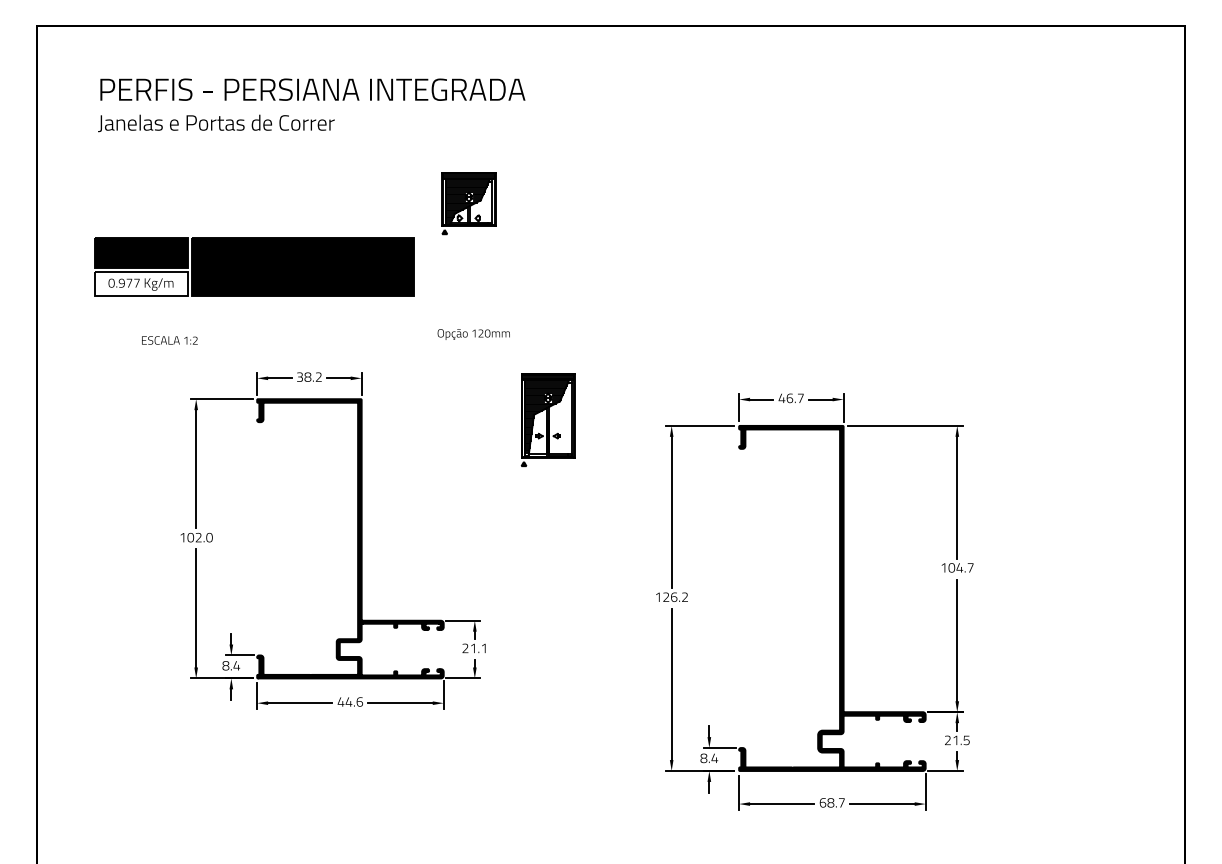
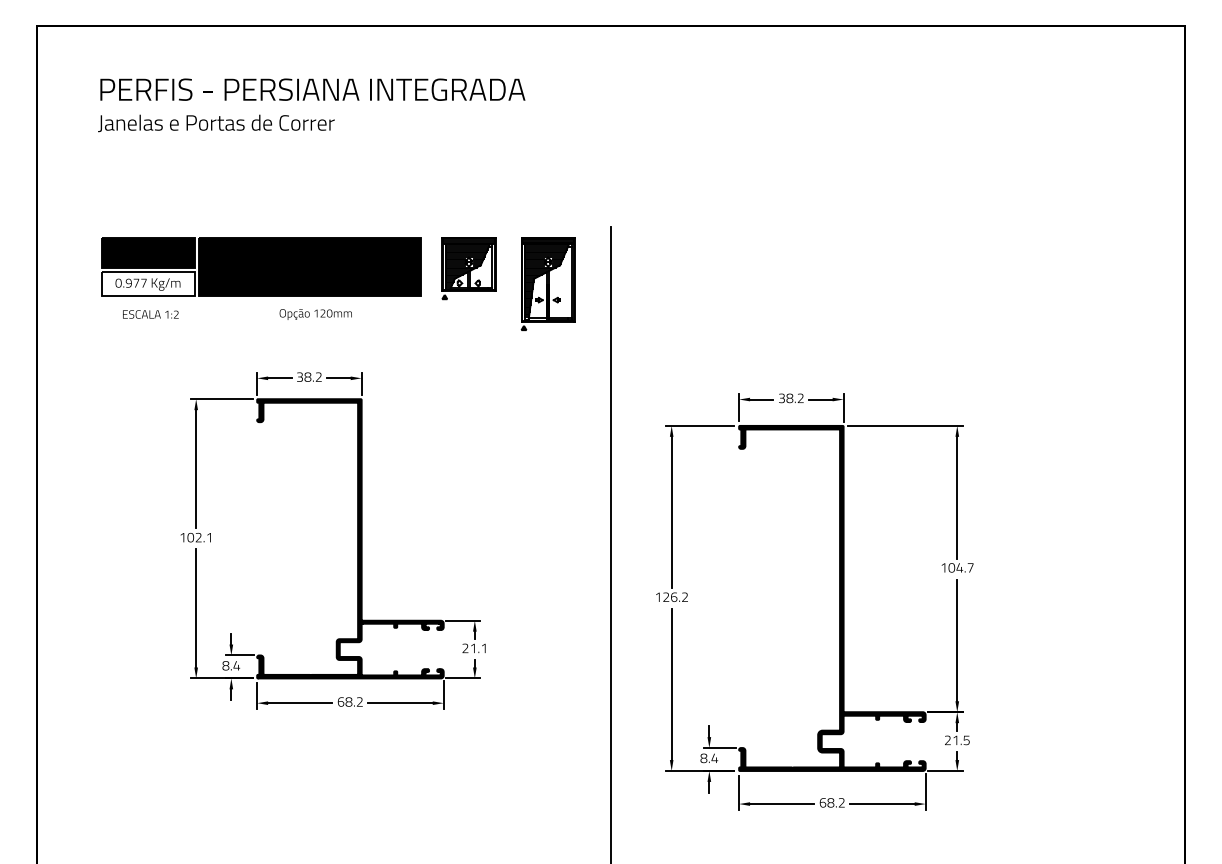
part position: (468, 203) -> (468, 268) (468, 268)
part position: (254, 266) -> (261, 266) (261, 266)
text position: (473, 334) -> (315, 314) (315, 314)
text position: (169, 340) -> (150, 314) (150, 314)
text: 46.7 -> 38.2 (790, 398)
part position: (547, 420) -> (547, 284) (547, 284)
text: 102.0 -> 102.1 (209, 537)
line: none -> present (611, 543)
text: 44.6 -> 68.2 (349, 701)
text: 68.7 -> 68.2 (841, 802)
